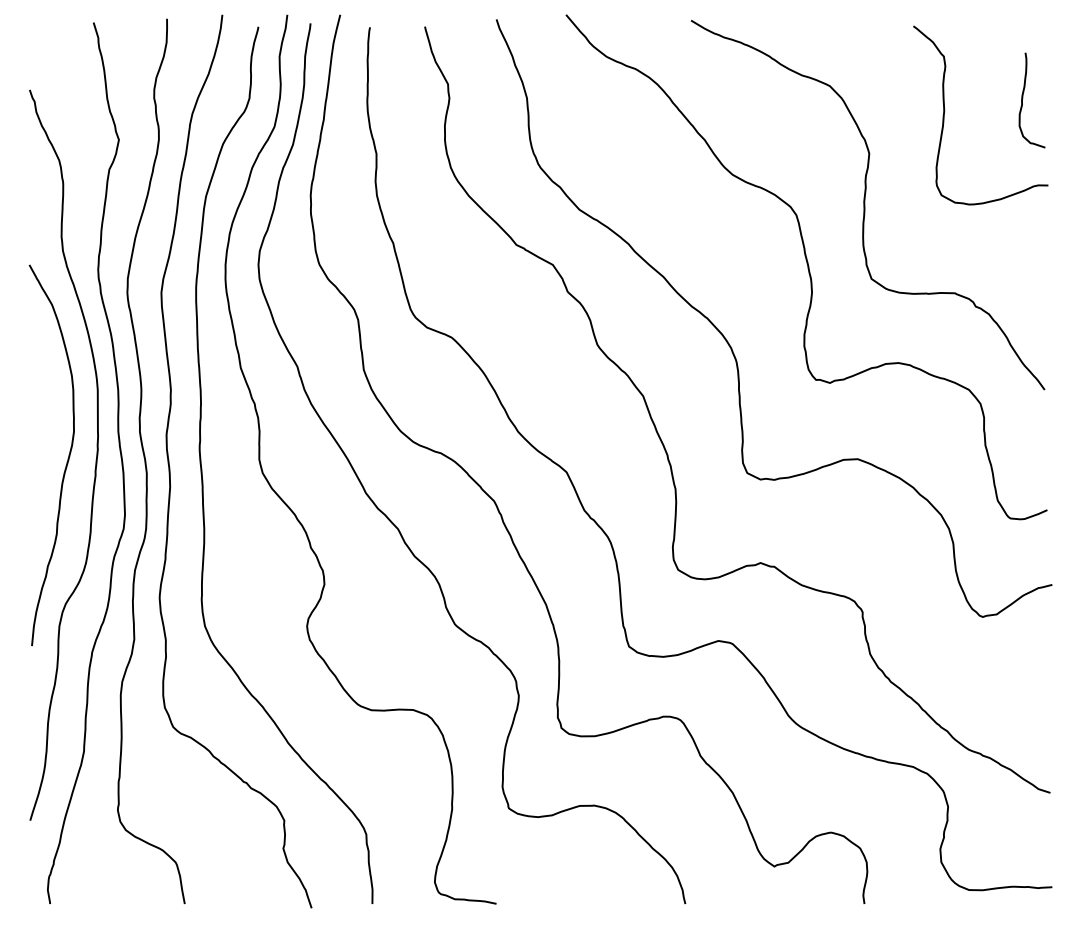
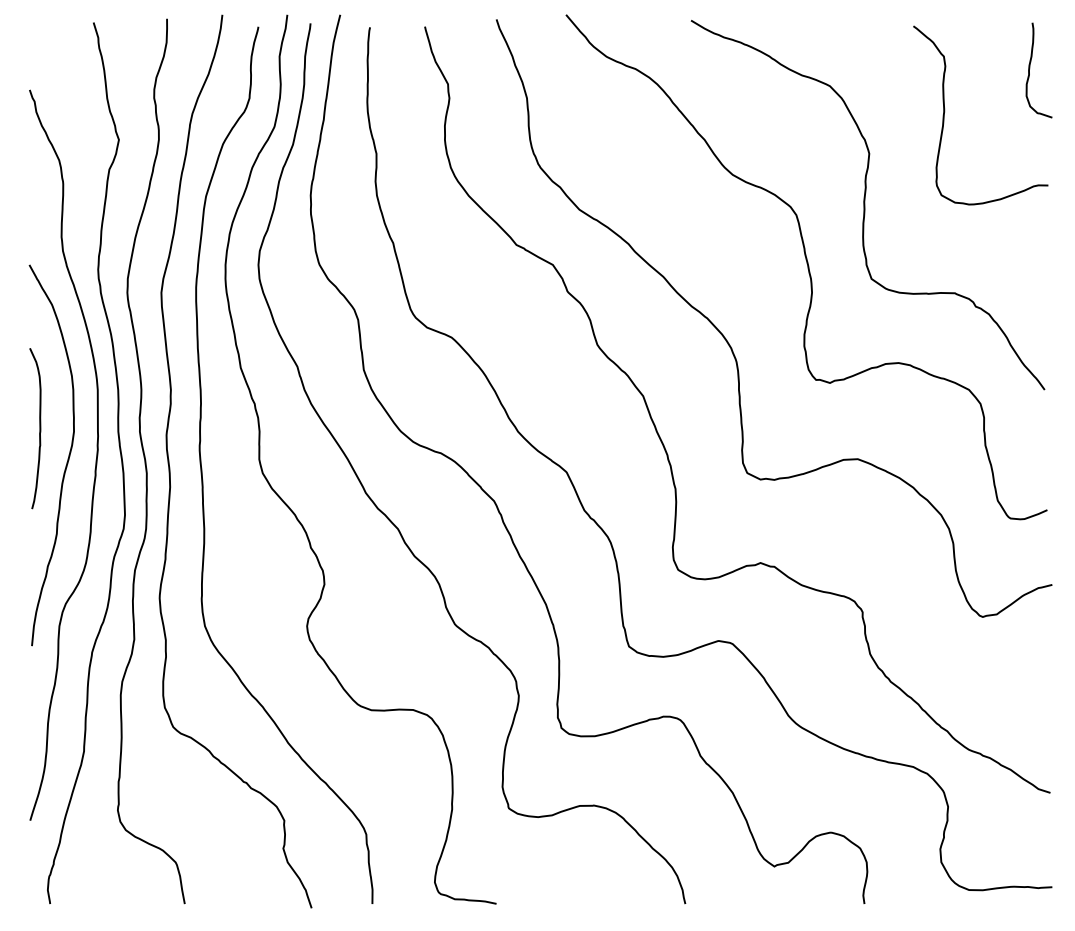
curve position: (1023, 98) -> (1030, 68) (1030, 68)
curve: none -> present (39, 428)
